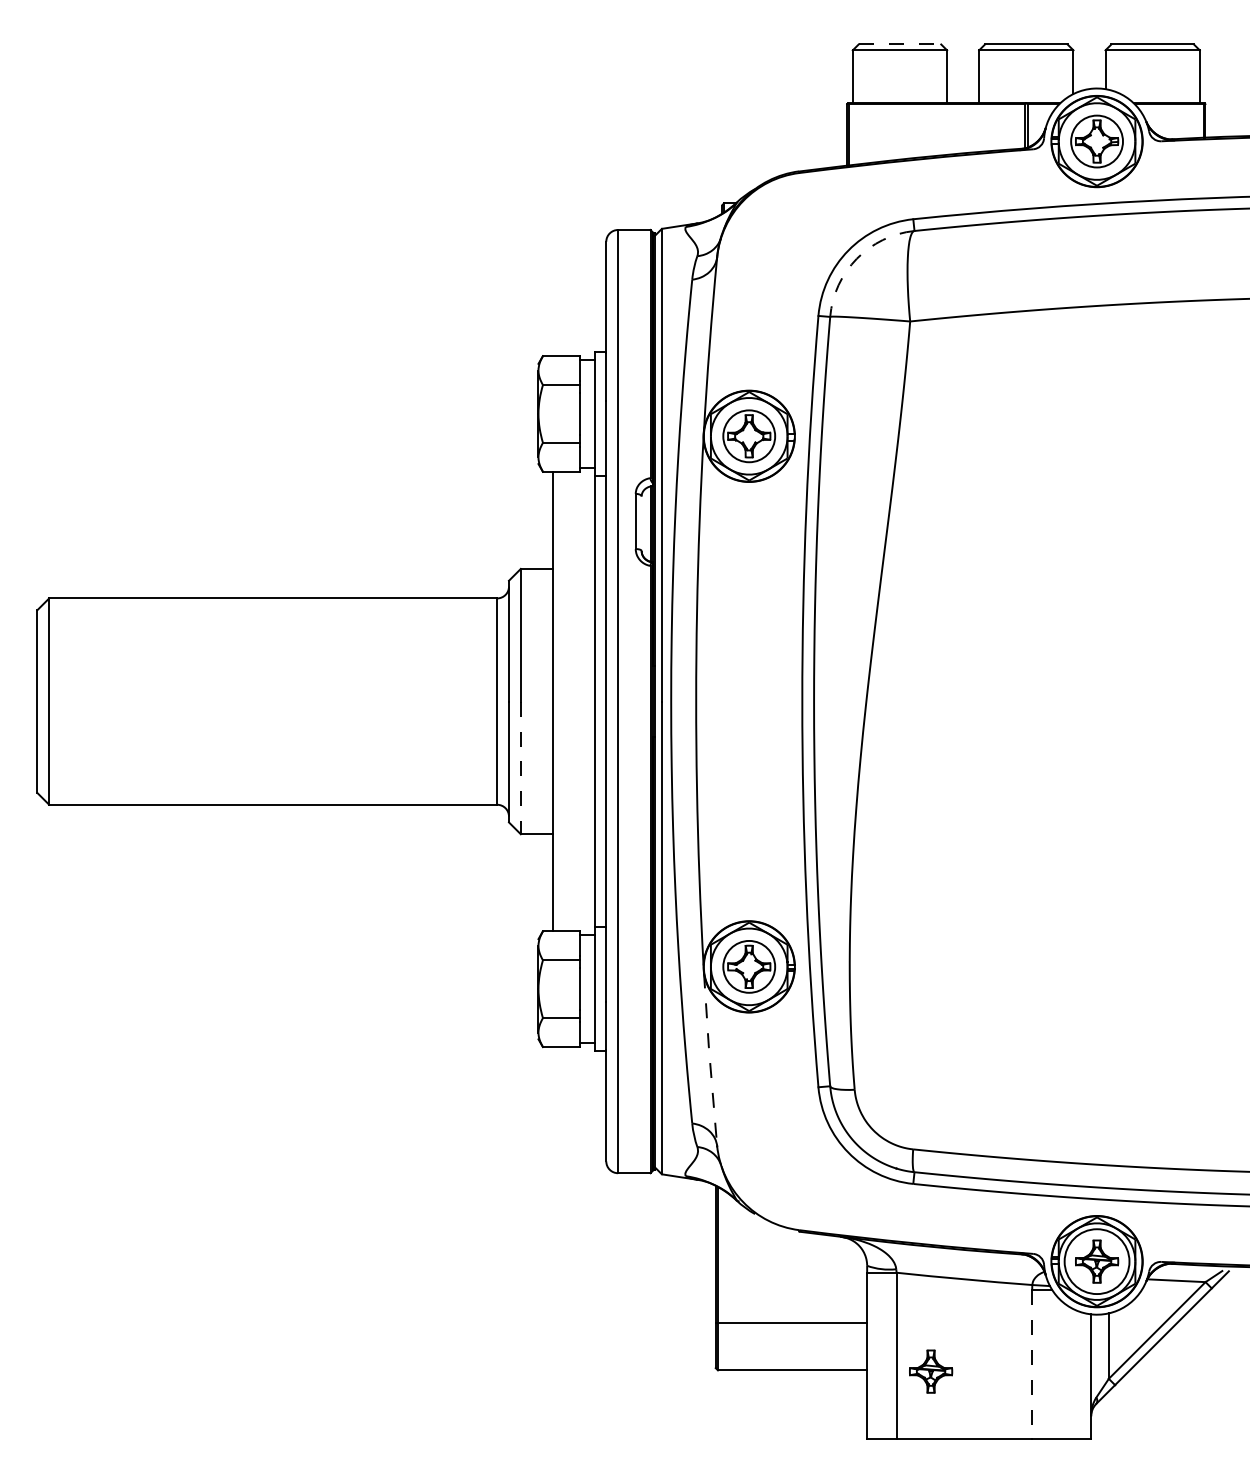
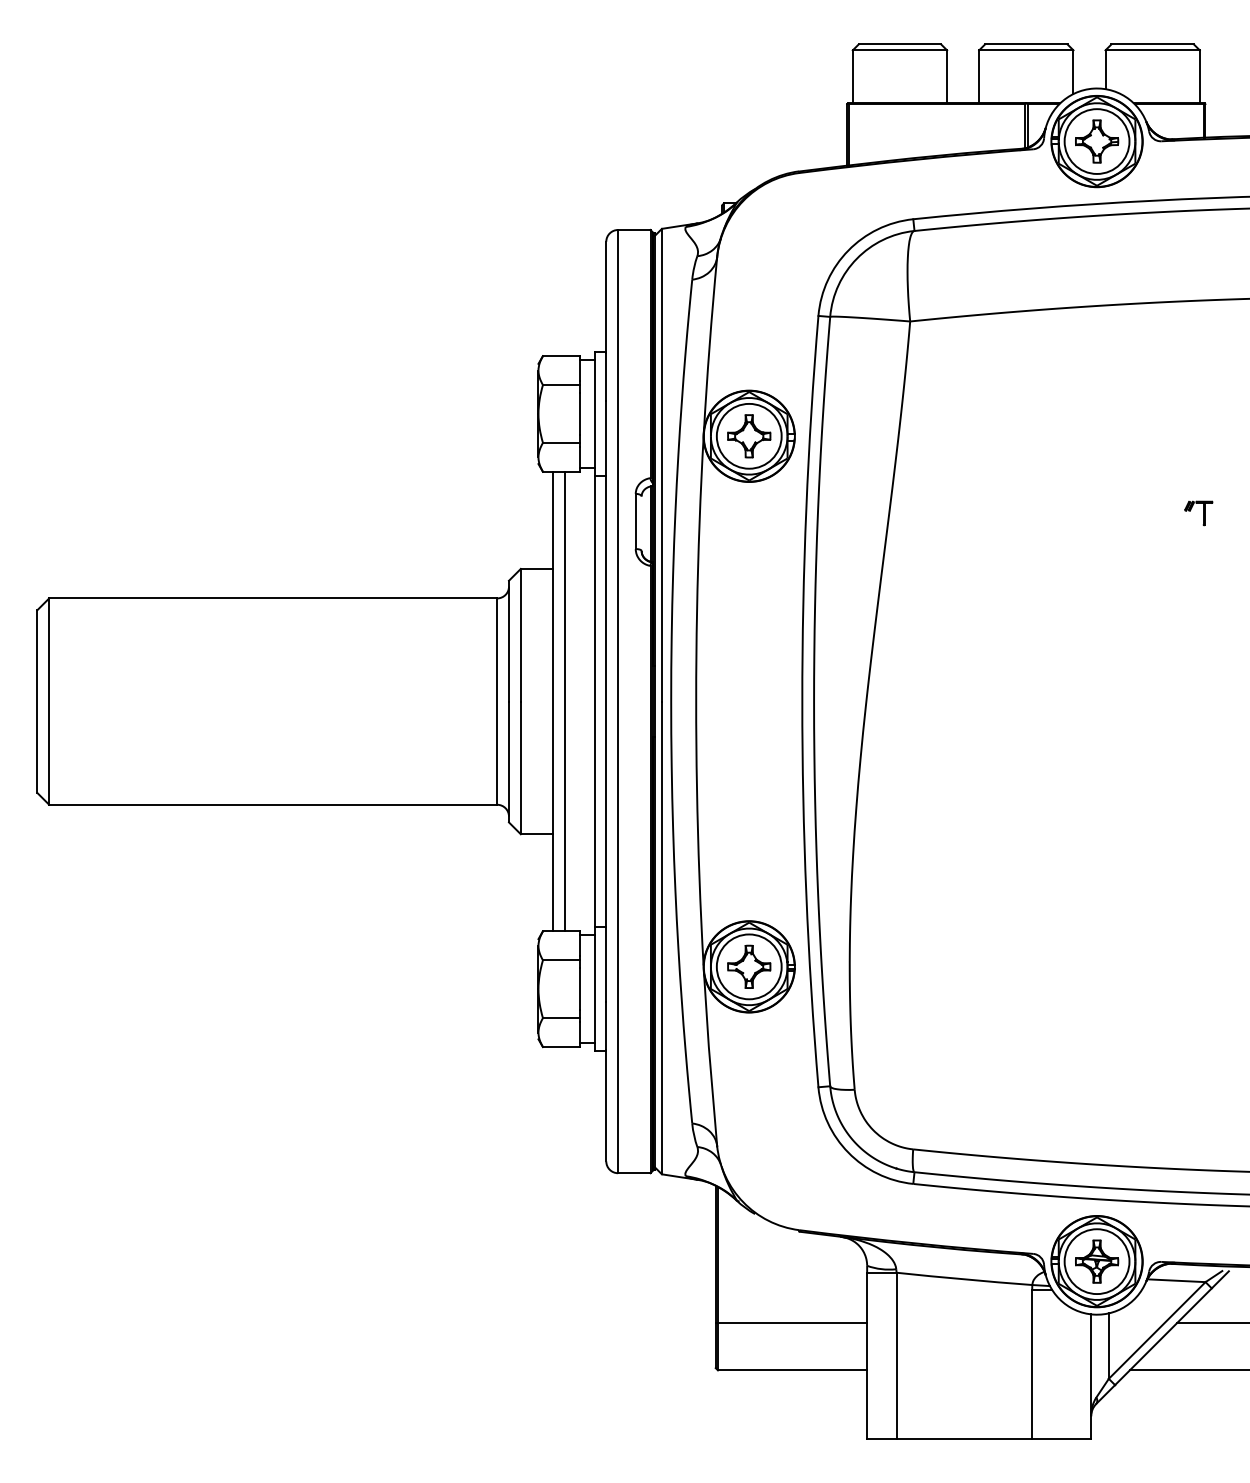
line: dashed -> solid (900, 44)
circle diameter: 52 px -> 65 px (1096, 141)
arc: dashed -> solid (856, 258)
circle diameter: 52 px -> 65 px (748, 435)
part: none -> present (1198, 513)
line: none -> present (565, 701)
line: dashed -> solid (520, 768)
circle diameter: 52 px -> 65 px (748, 966)
line: dashed -> solid (709, 1058)
line: none -> present (1211, 1323)
line: dashed -> solid (1032, 1364)
line: none -> present (1187, 1370)
part: present -> none (931, 1371)
